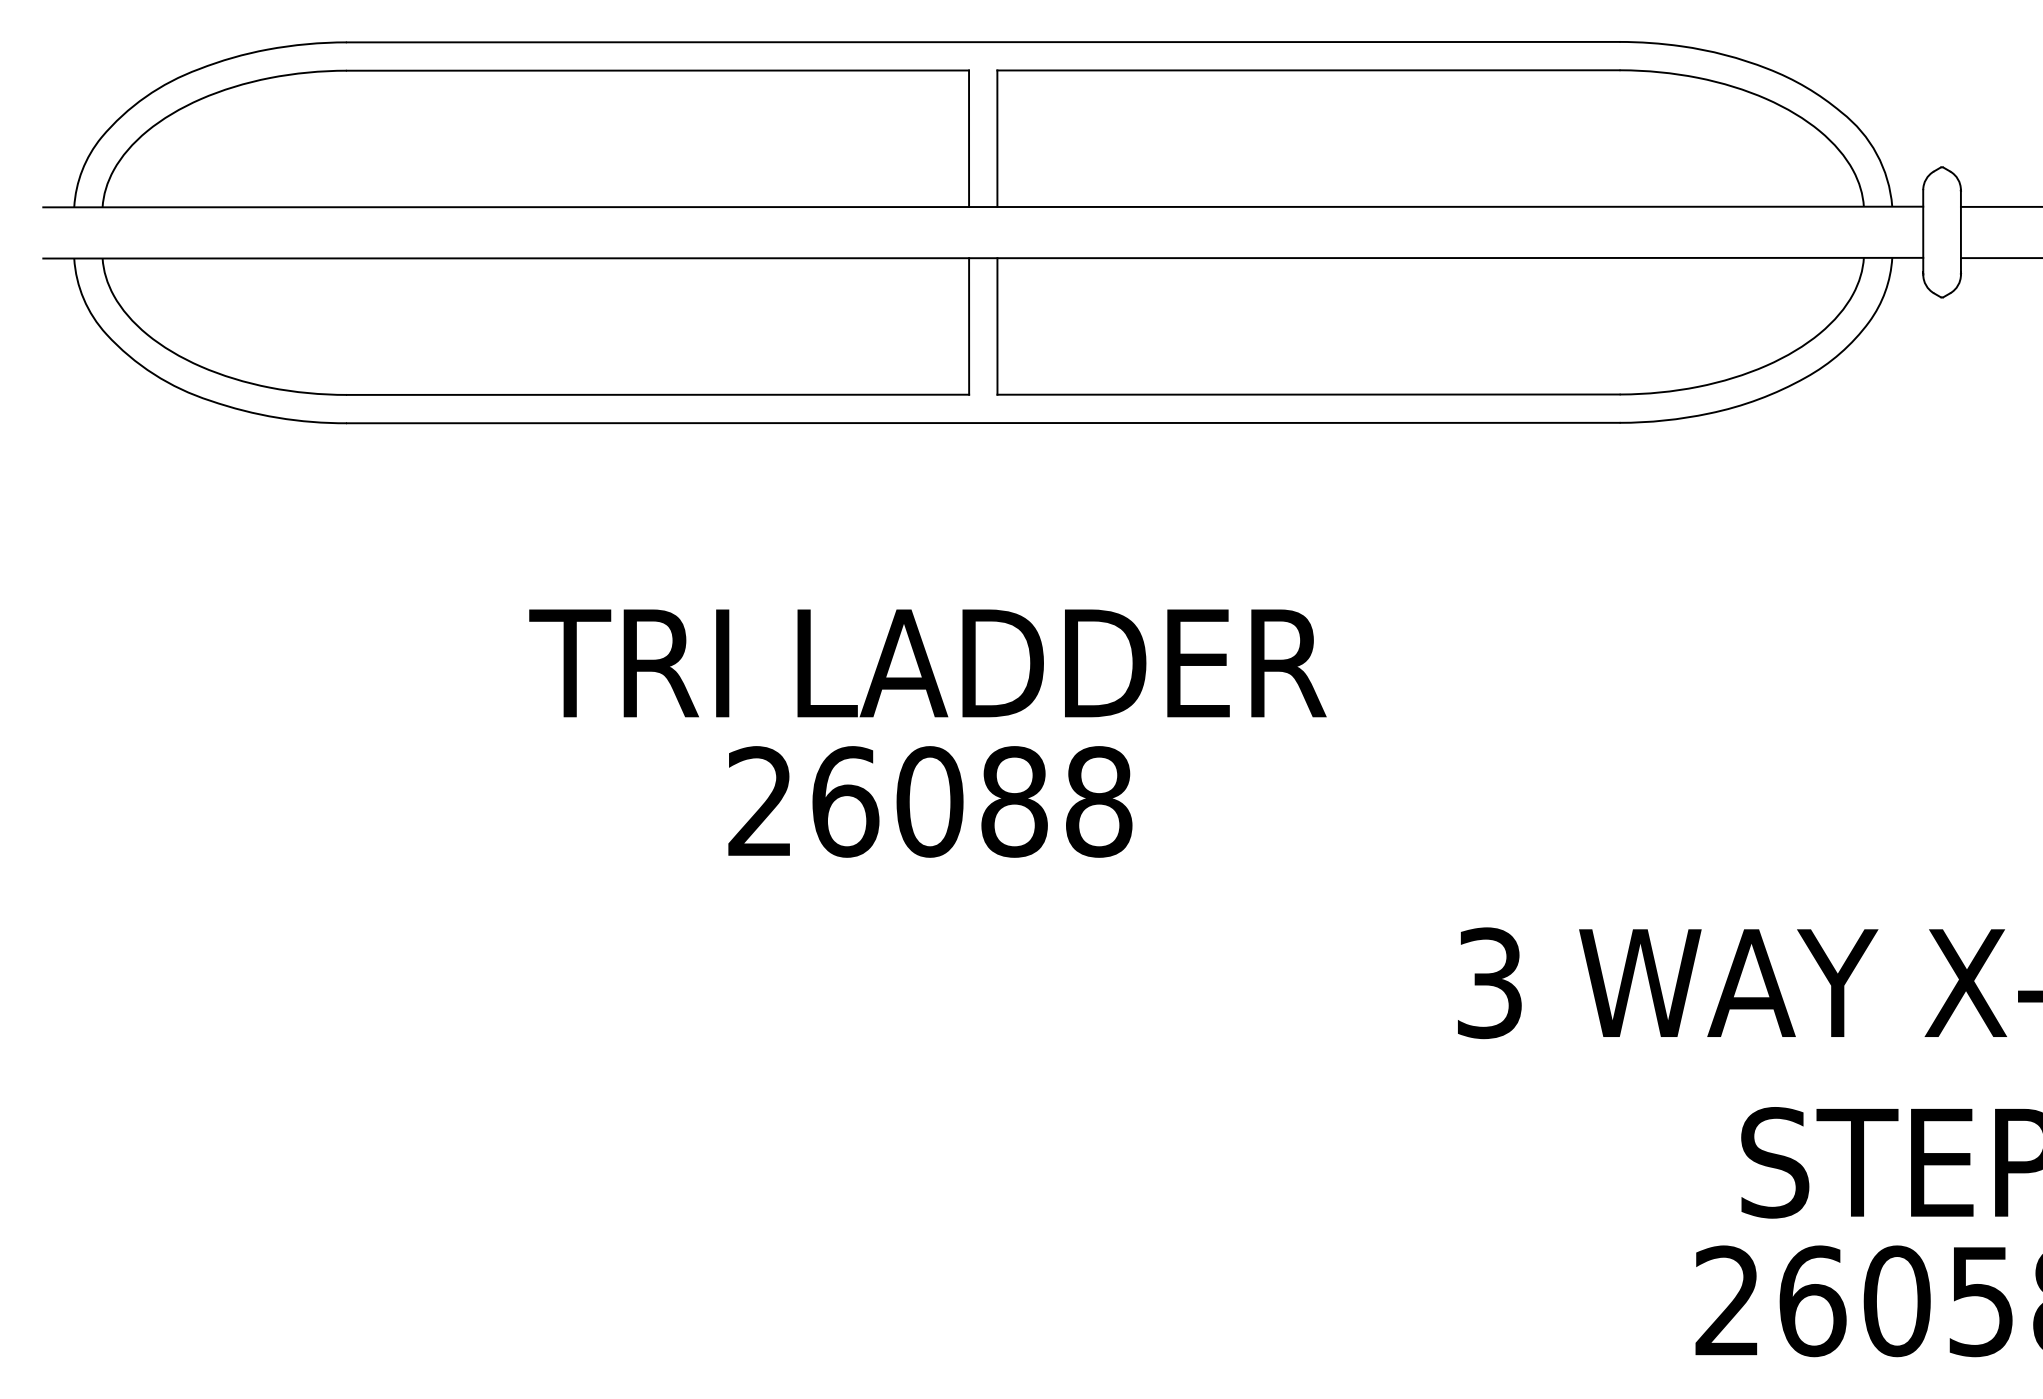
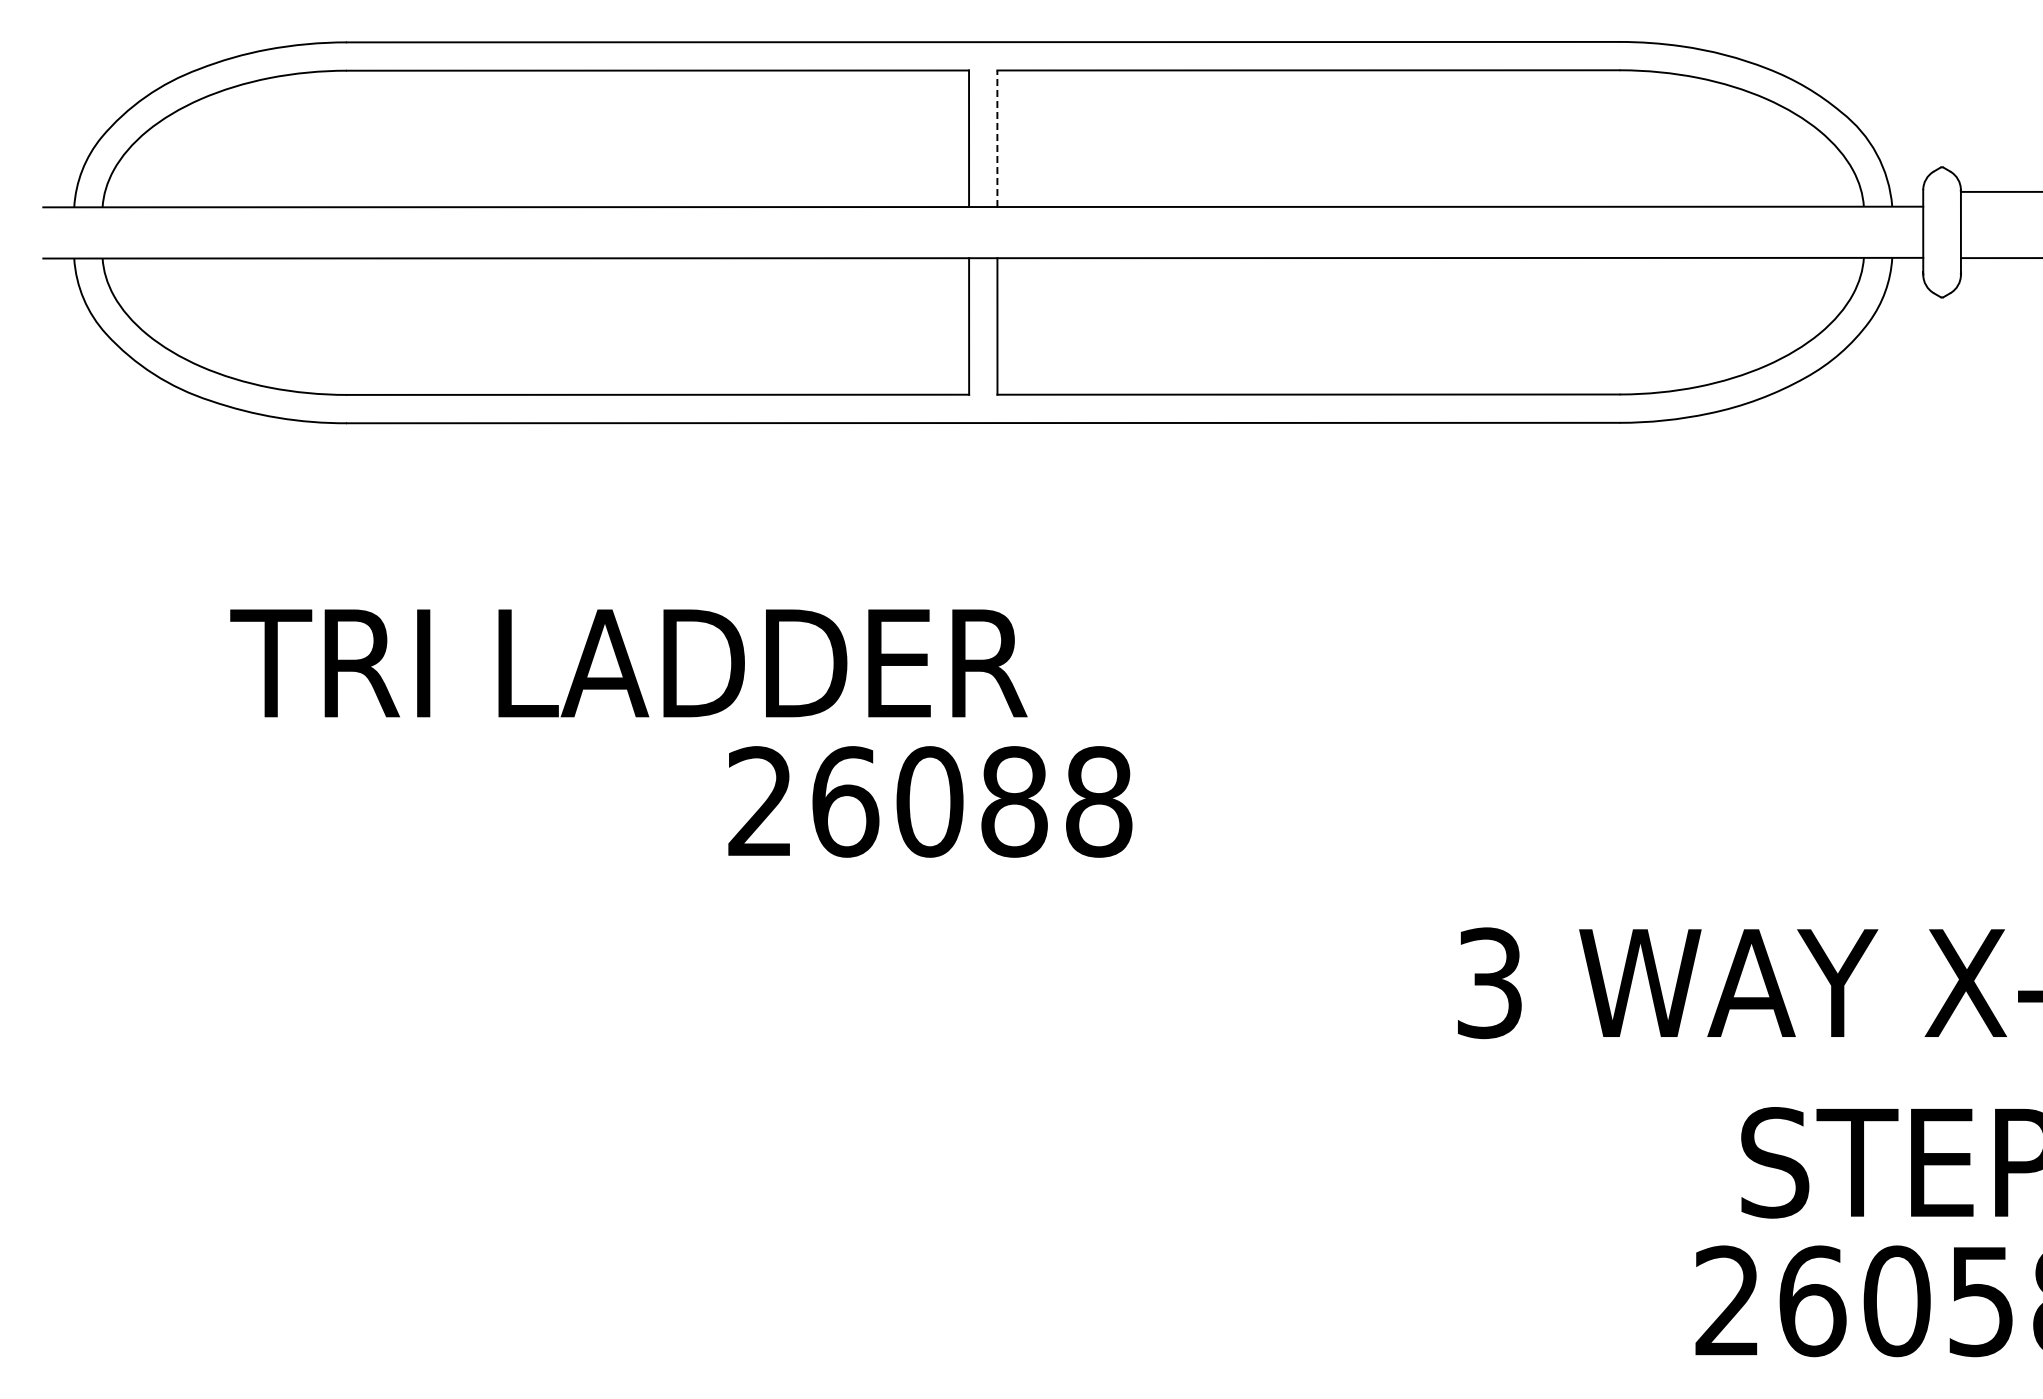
line: solid -> dashed (997, 138)
line position: (1999, 206) -> (1999, 191) (1999, 191)
text position: (927, 663) -> (628, 663) (628, 663)
